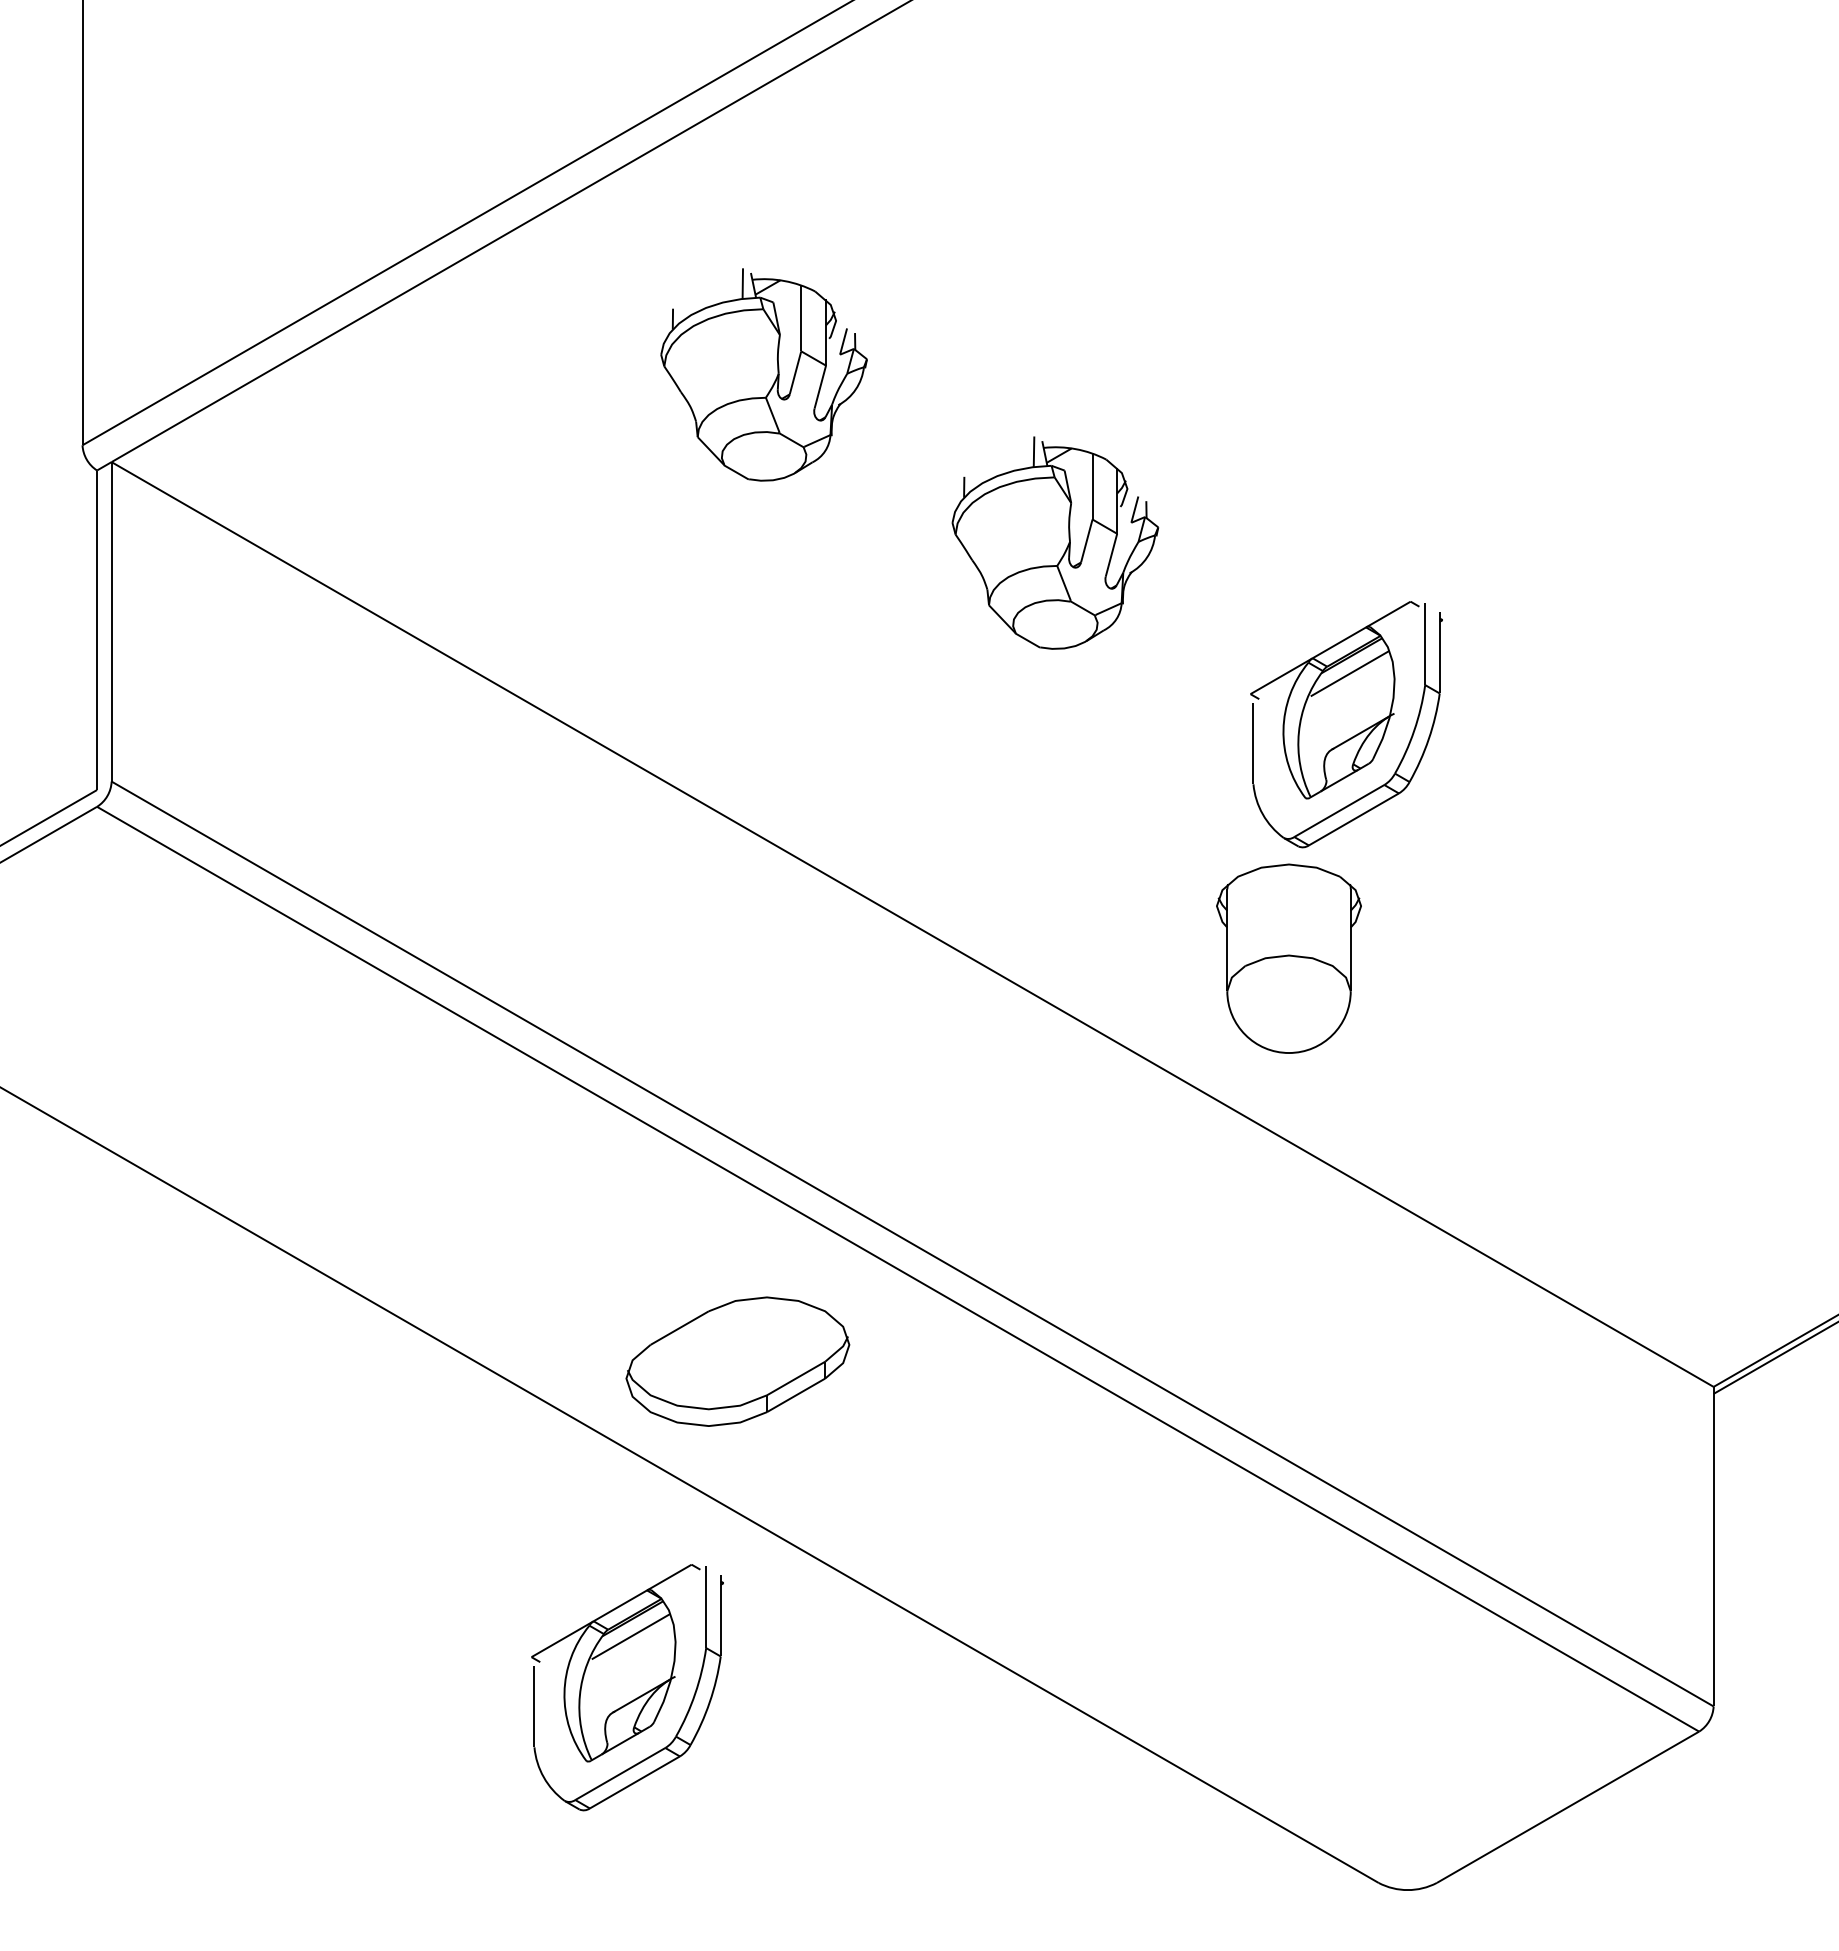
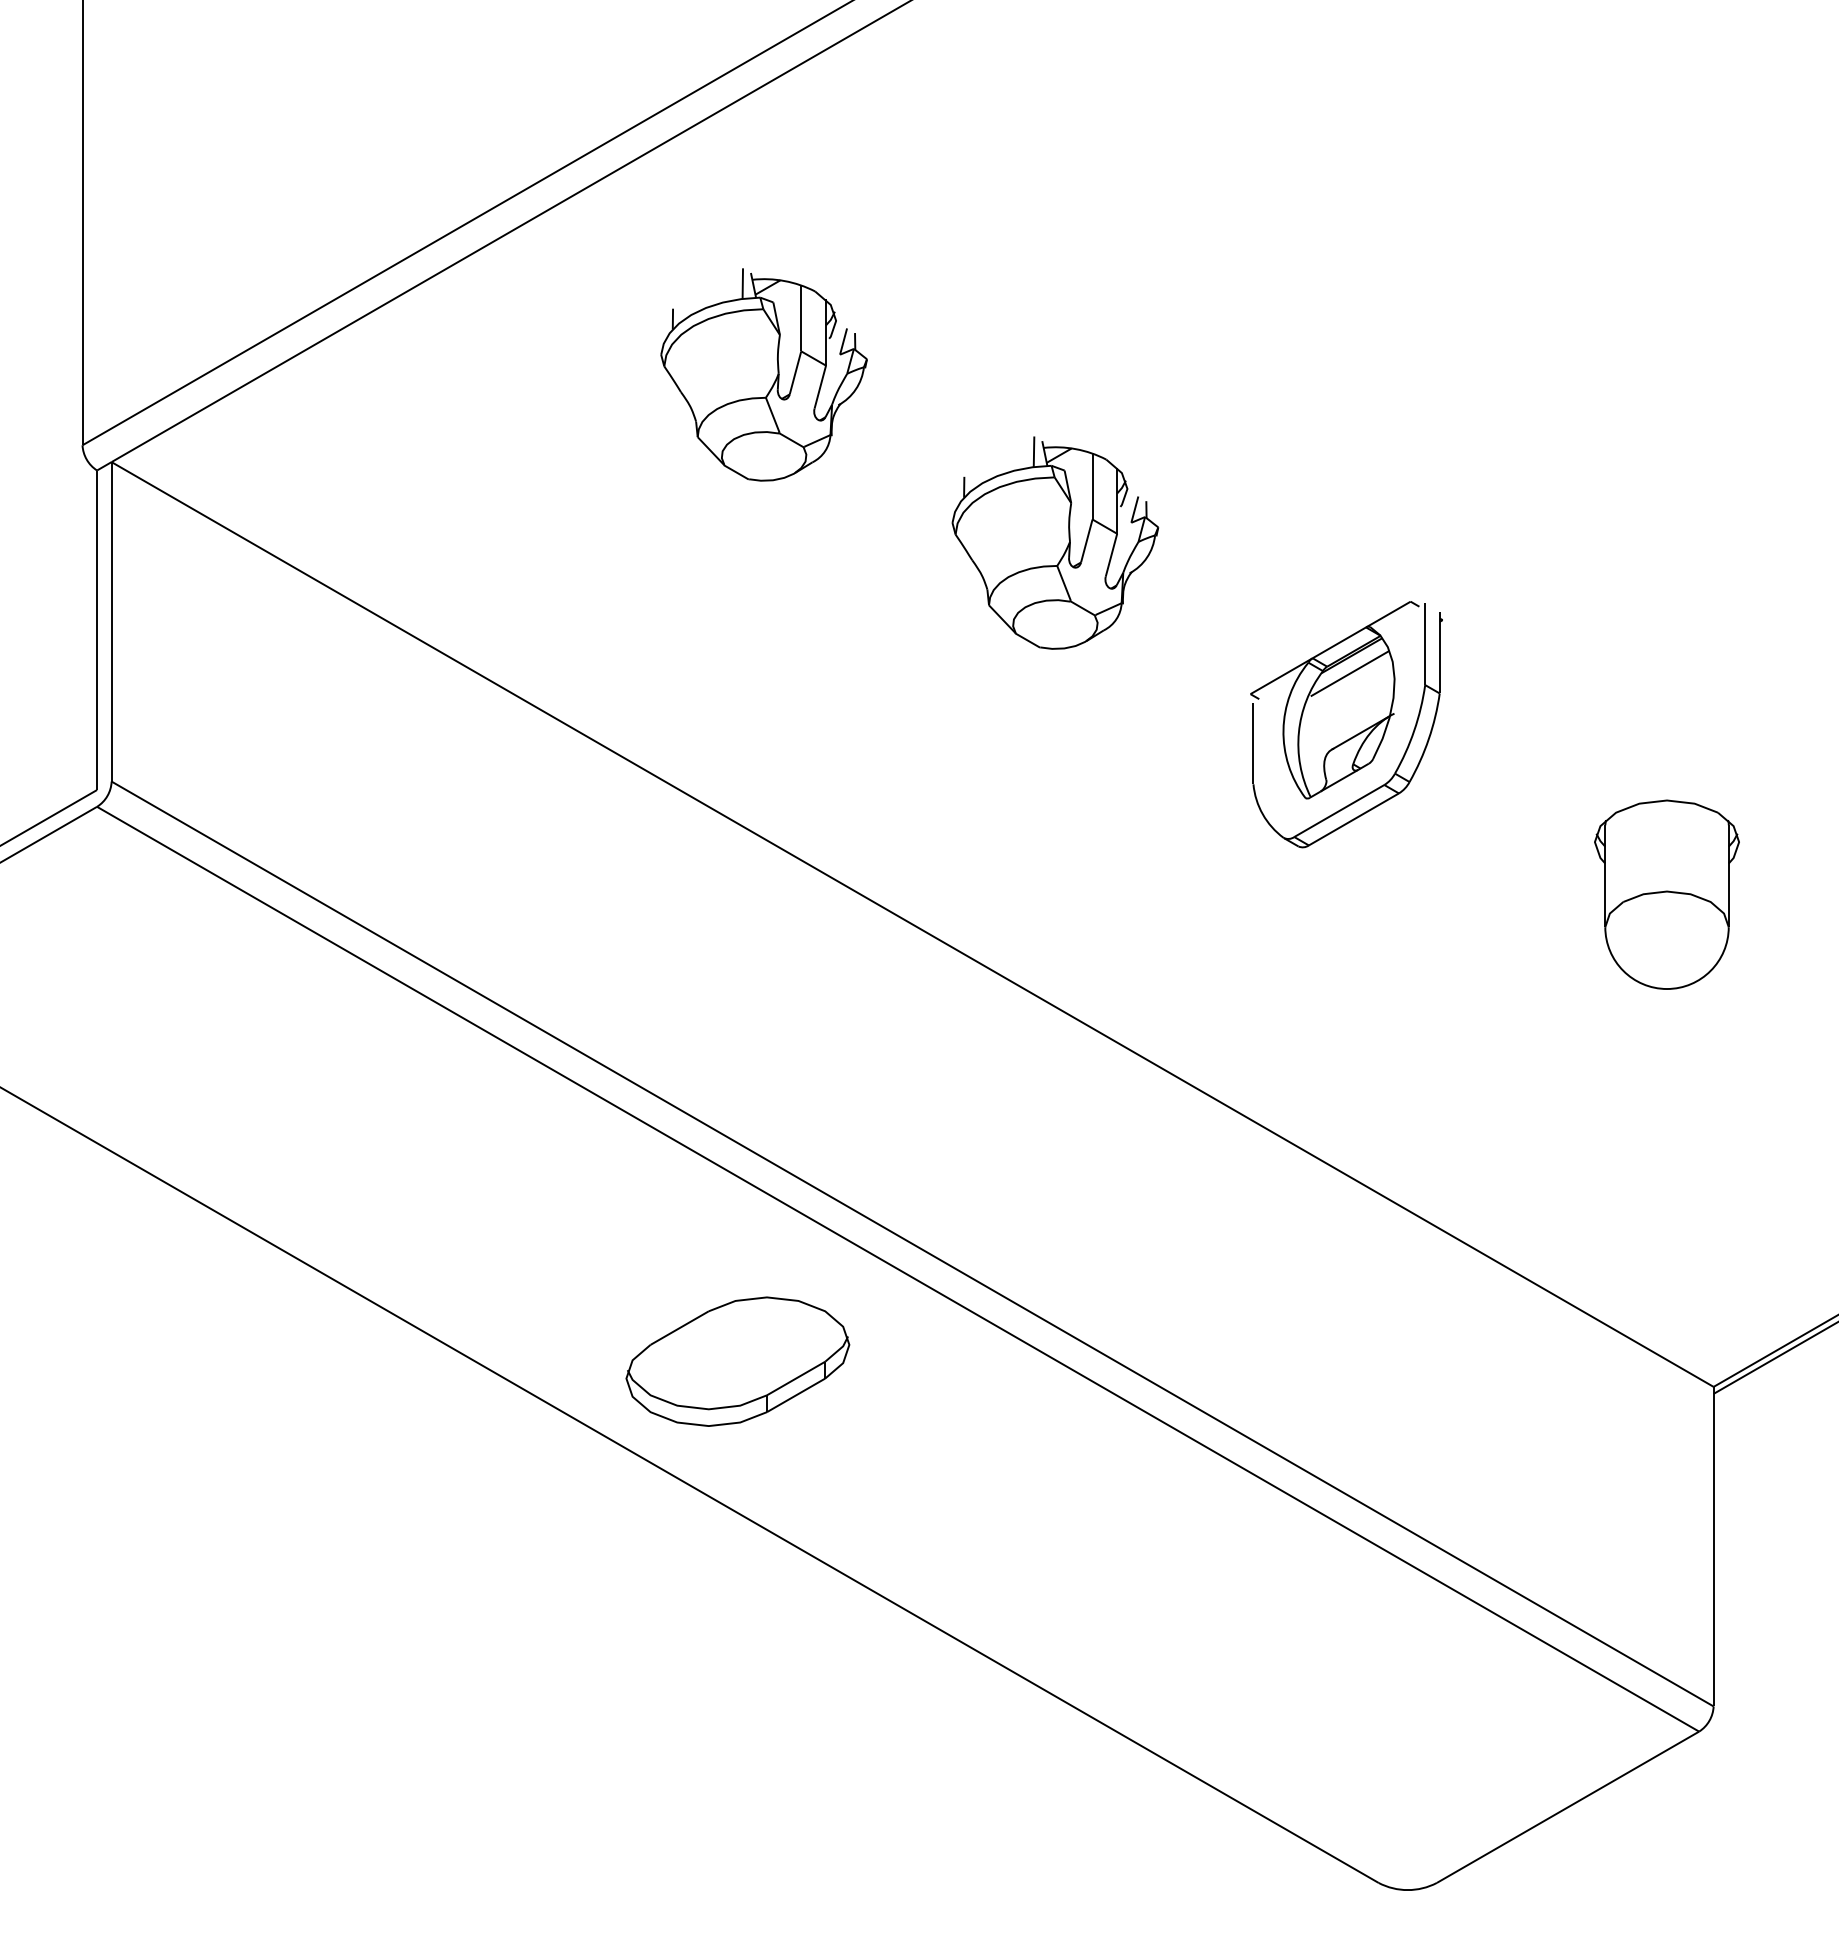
part position: (1288, 958) -> (1666, 894) (1666, 894)
part: present -> none (627, 1687)
